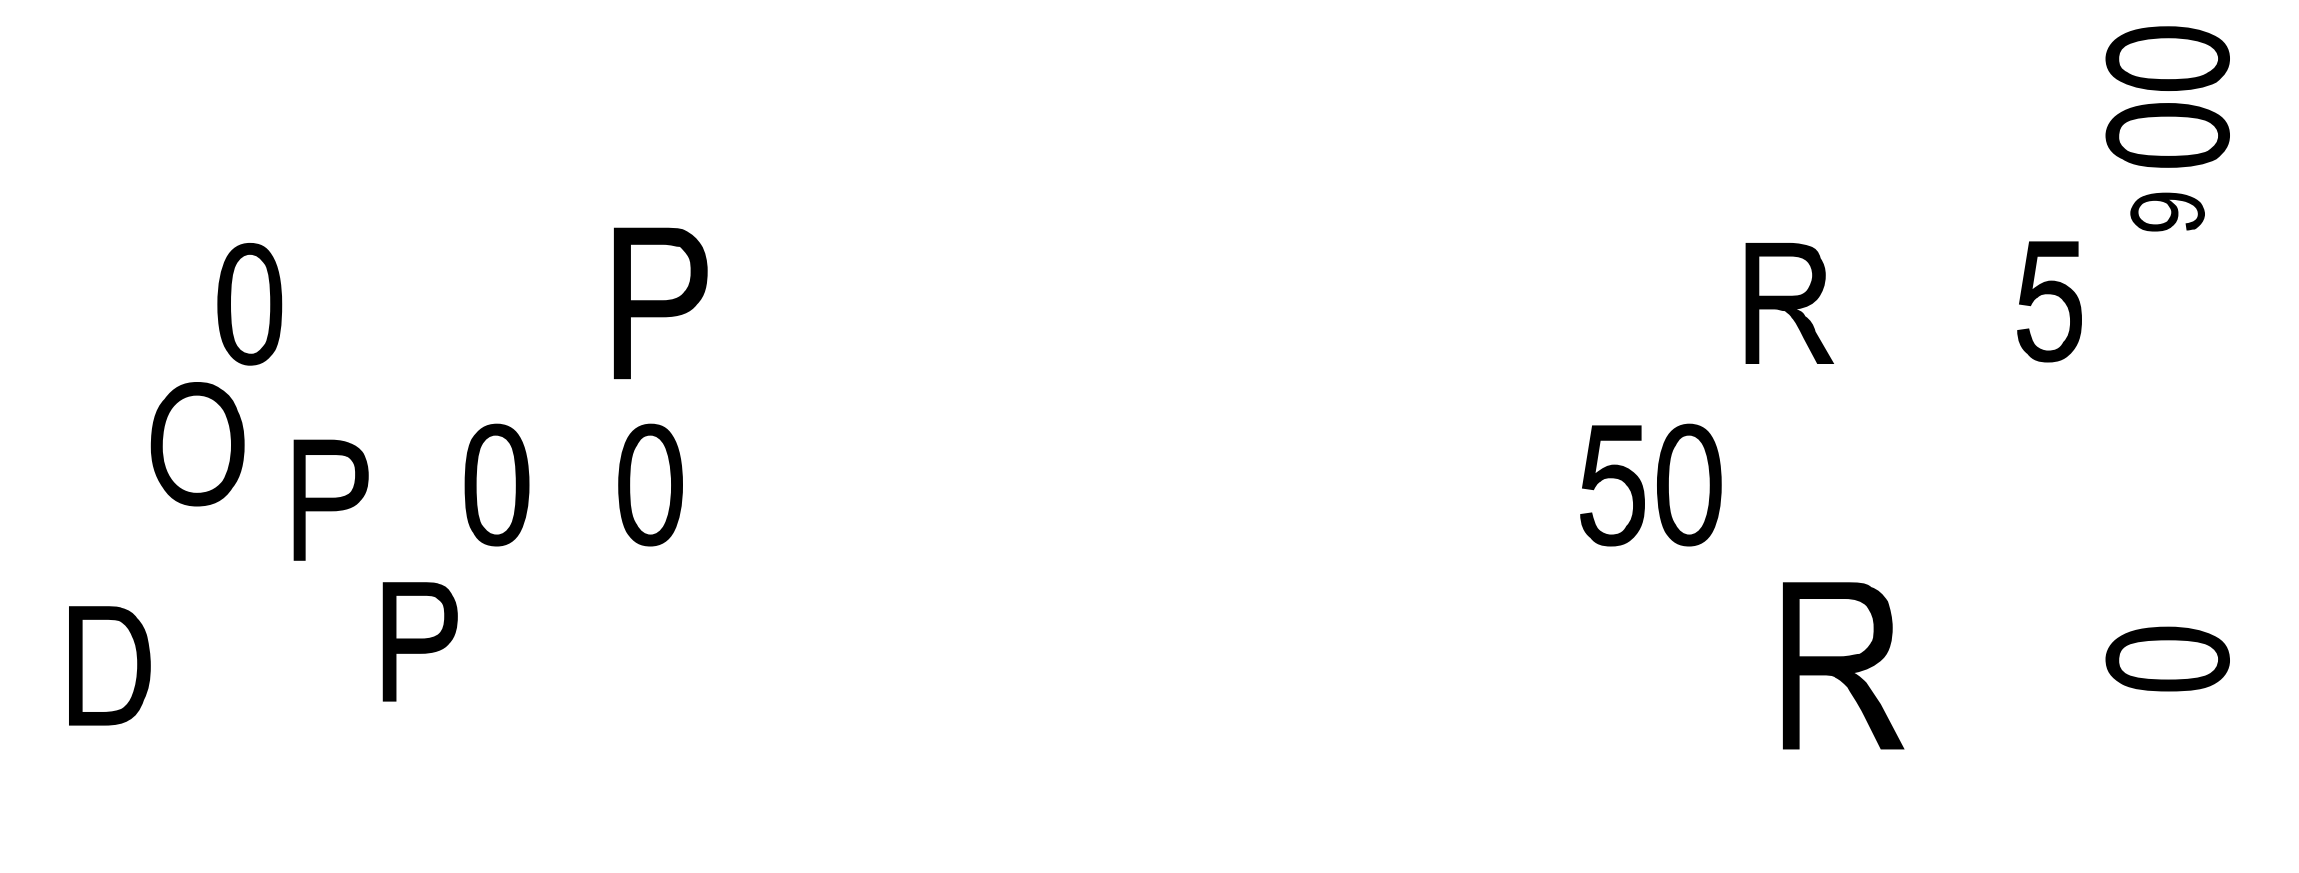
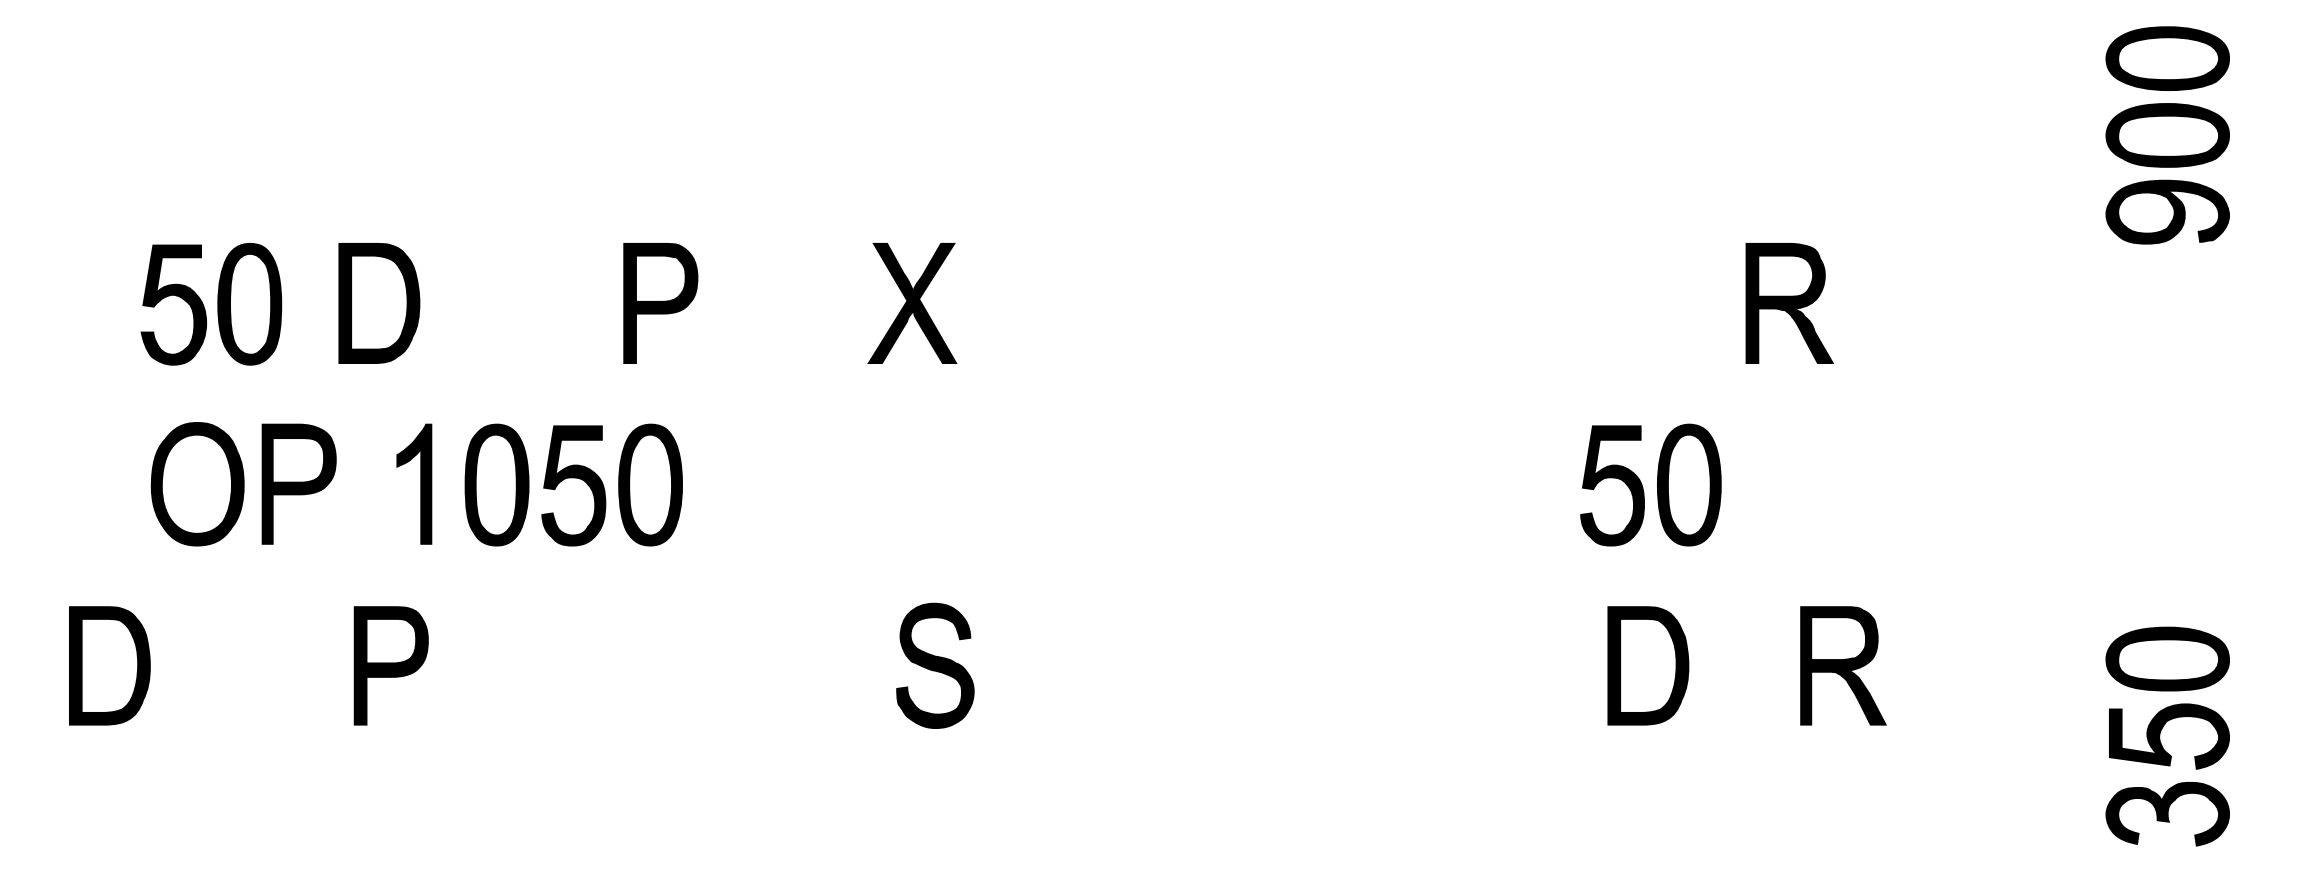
part size: 75x40 px -> 125x66 px (2167, 211)
part: present -> none (2049, 294)
part: none -> present (379, 303)
part size: 94x153 px -> 76x121 px (660, 303)
fill: none -> present (912, 303)
fill: none -> present (173, 304)
part position: (197, 444) -> (197, 484) (197, 484)
fill: none -> present (414, 483)
fill: none -> present (573, 485)
part position: (330, 499) -> (298, 483) (298, 483)
part position: (419, 641) -> (390, 665) (390, 665)
fill: none -> present (935, 665)
part: none -> present (1648, 665)
part size: 122x168 px -> 87x120 px (1843, 665)
part: none -> present (2160, 736)
fill: none -> present (2167, 813)
